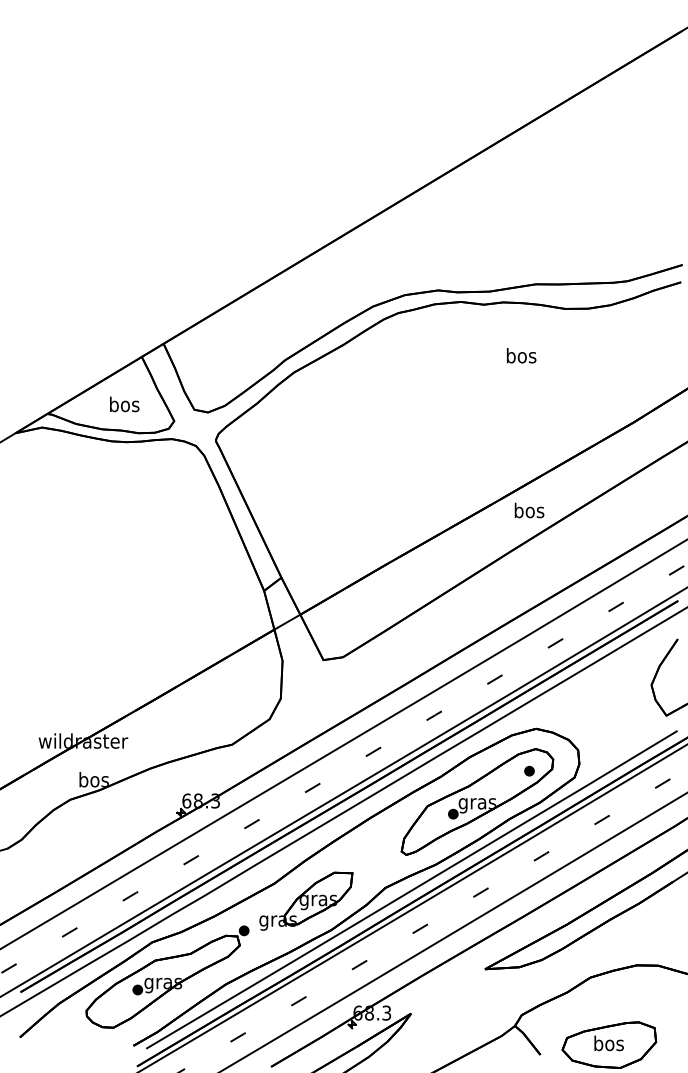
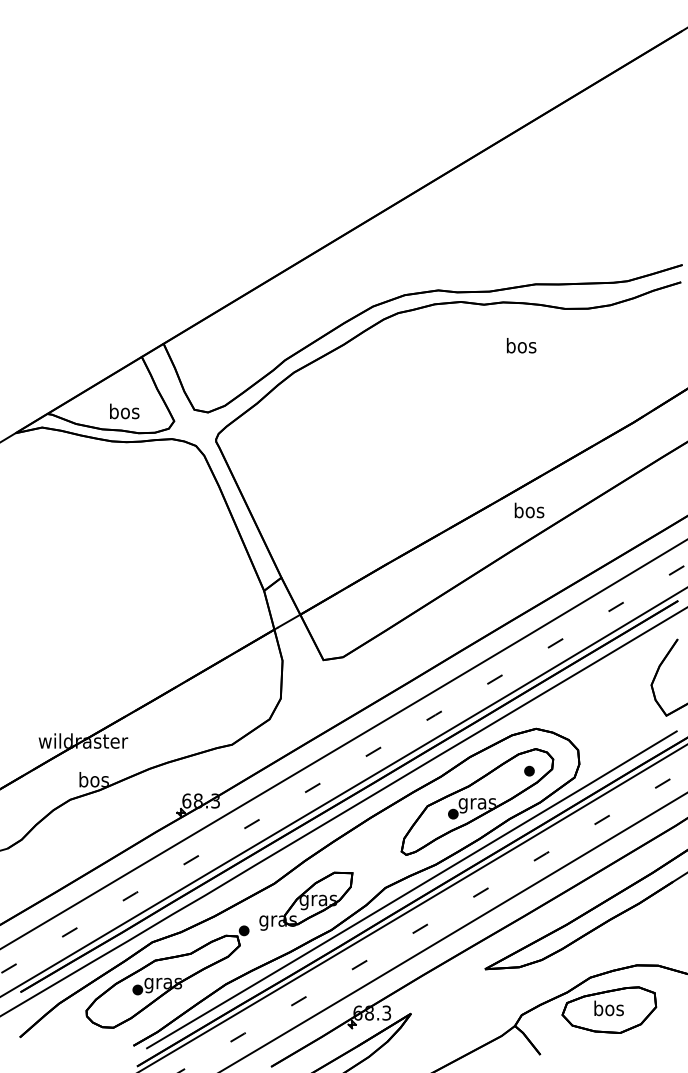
text position: (521, 355) -> (521, 345) (521, 345)
text position: (124, 404) -> (124, 411) (124, 411)
part position: (609, 1044) -> (609, 1009) (609, 1009)
